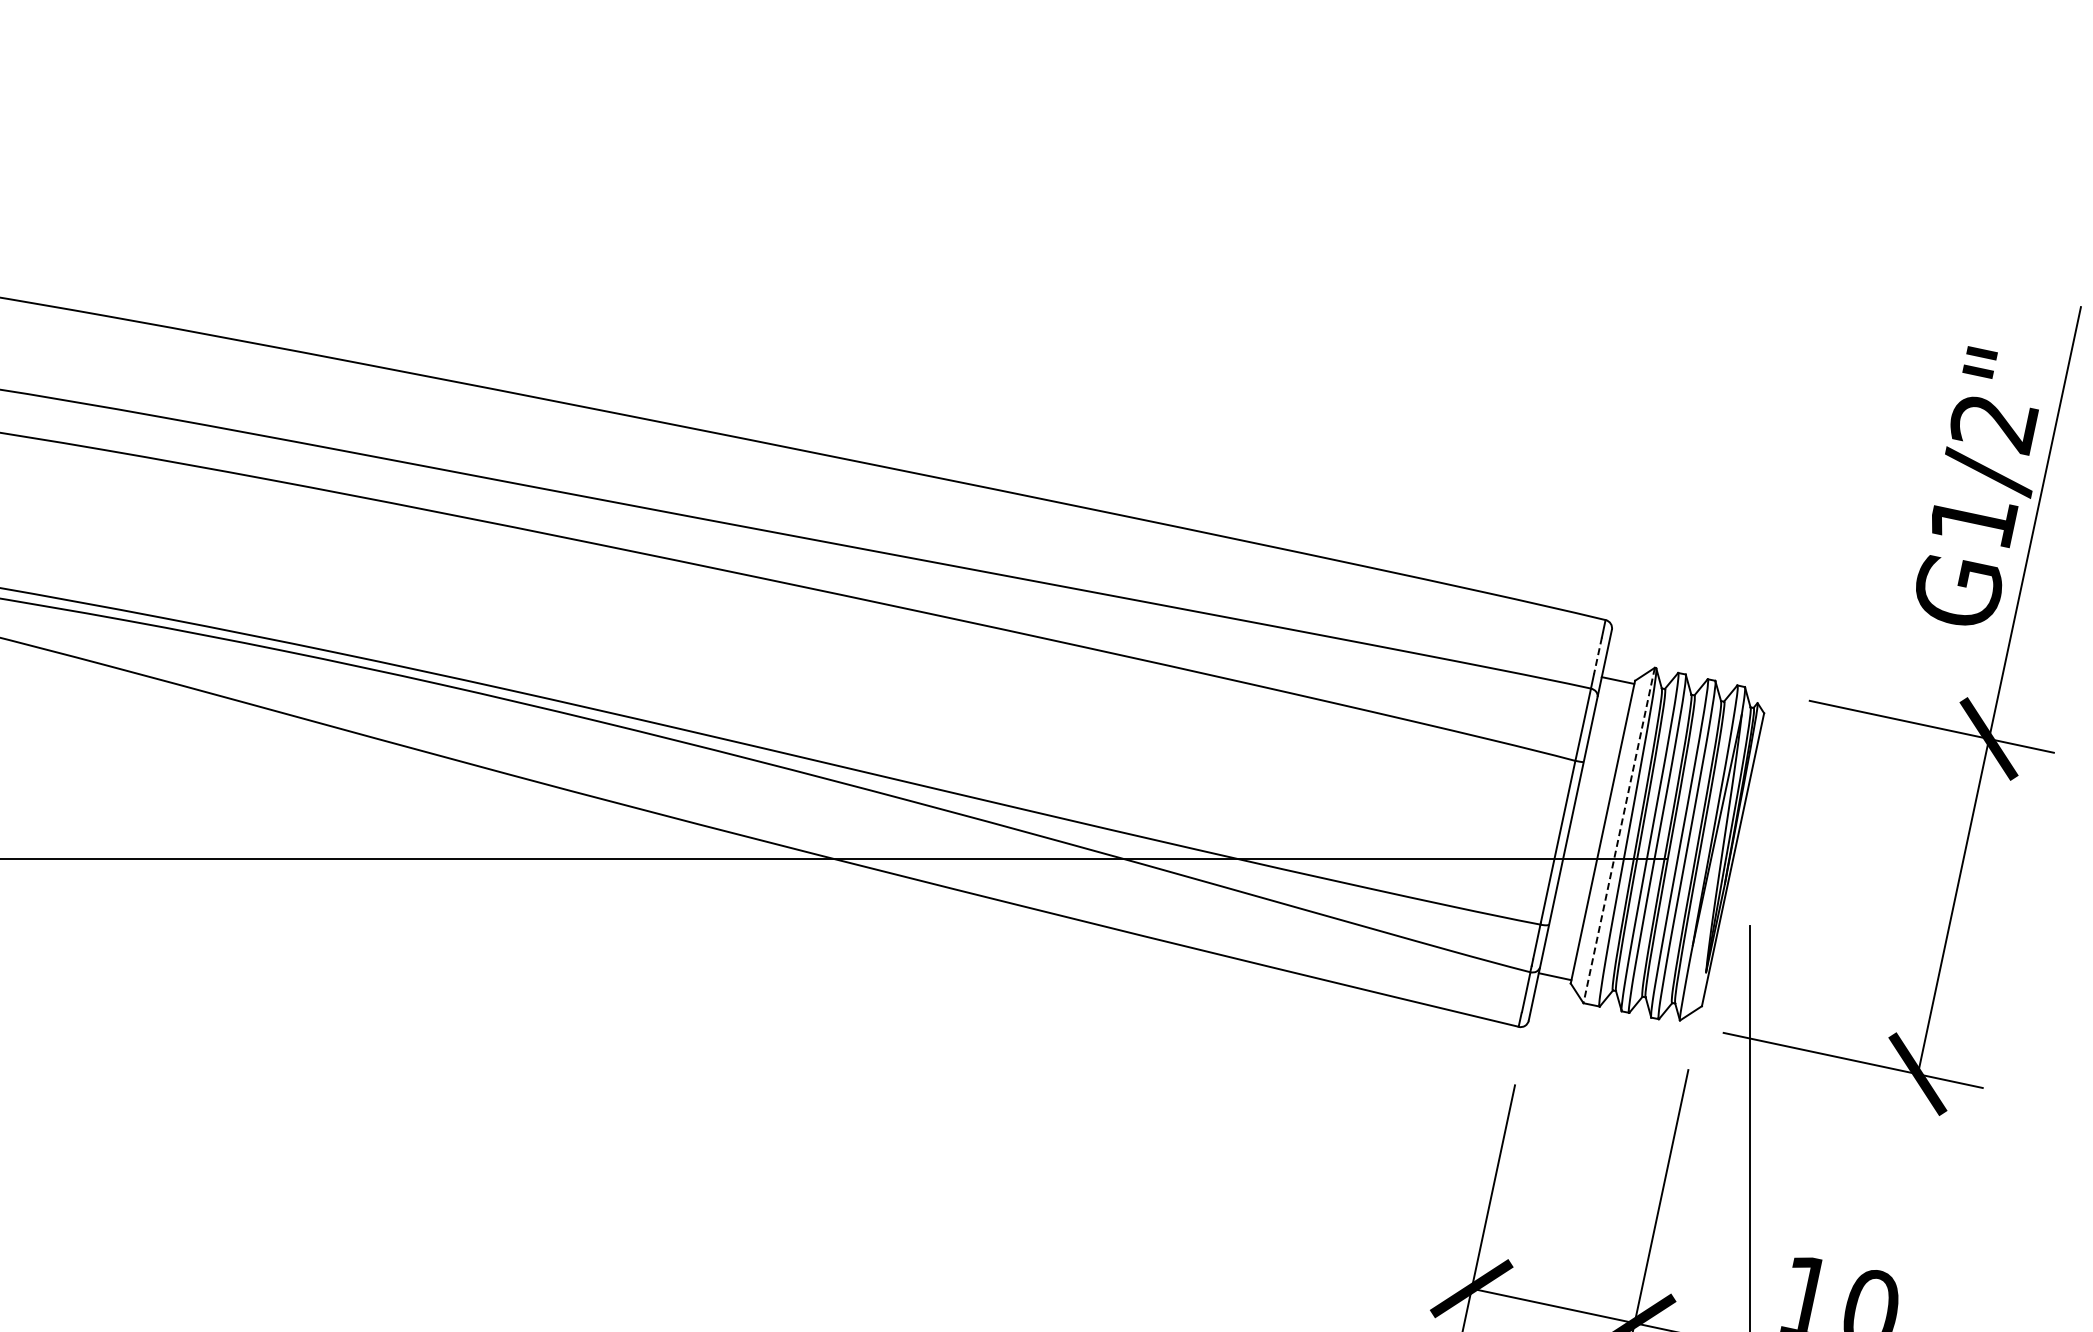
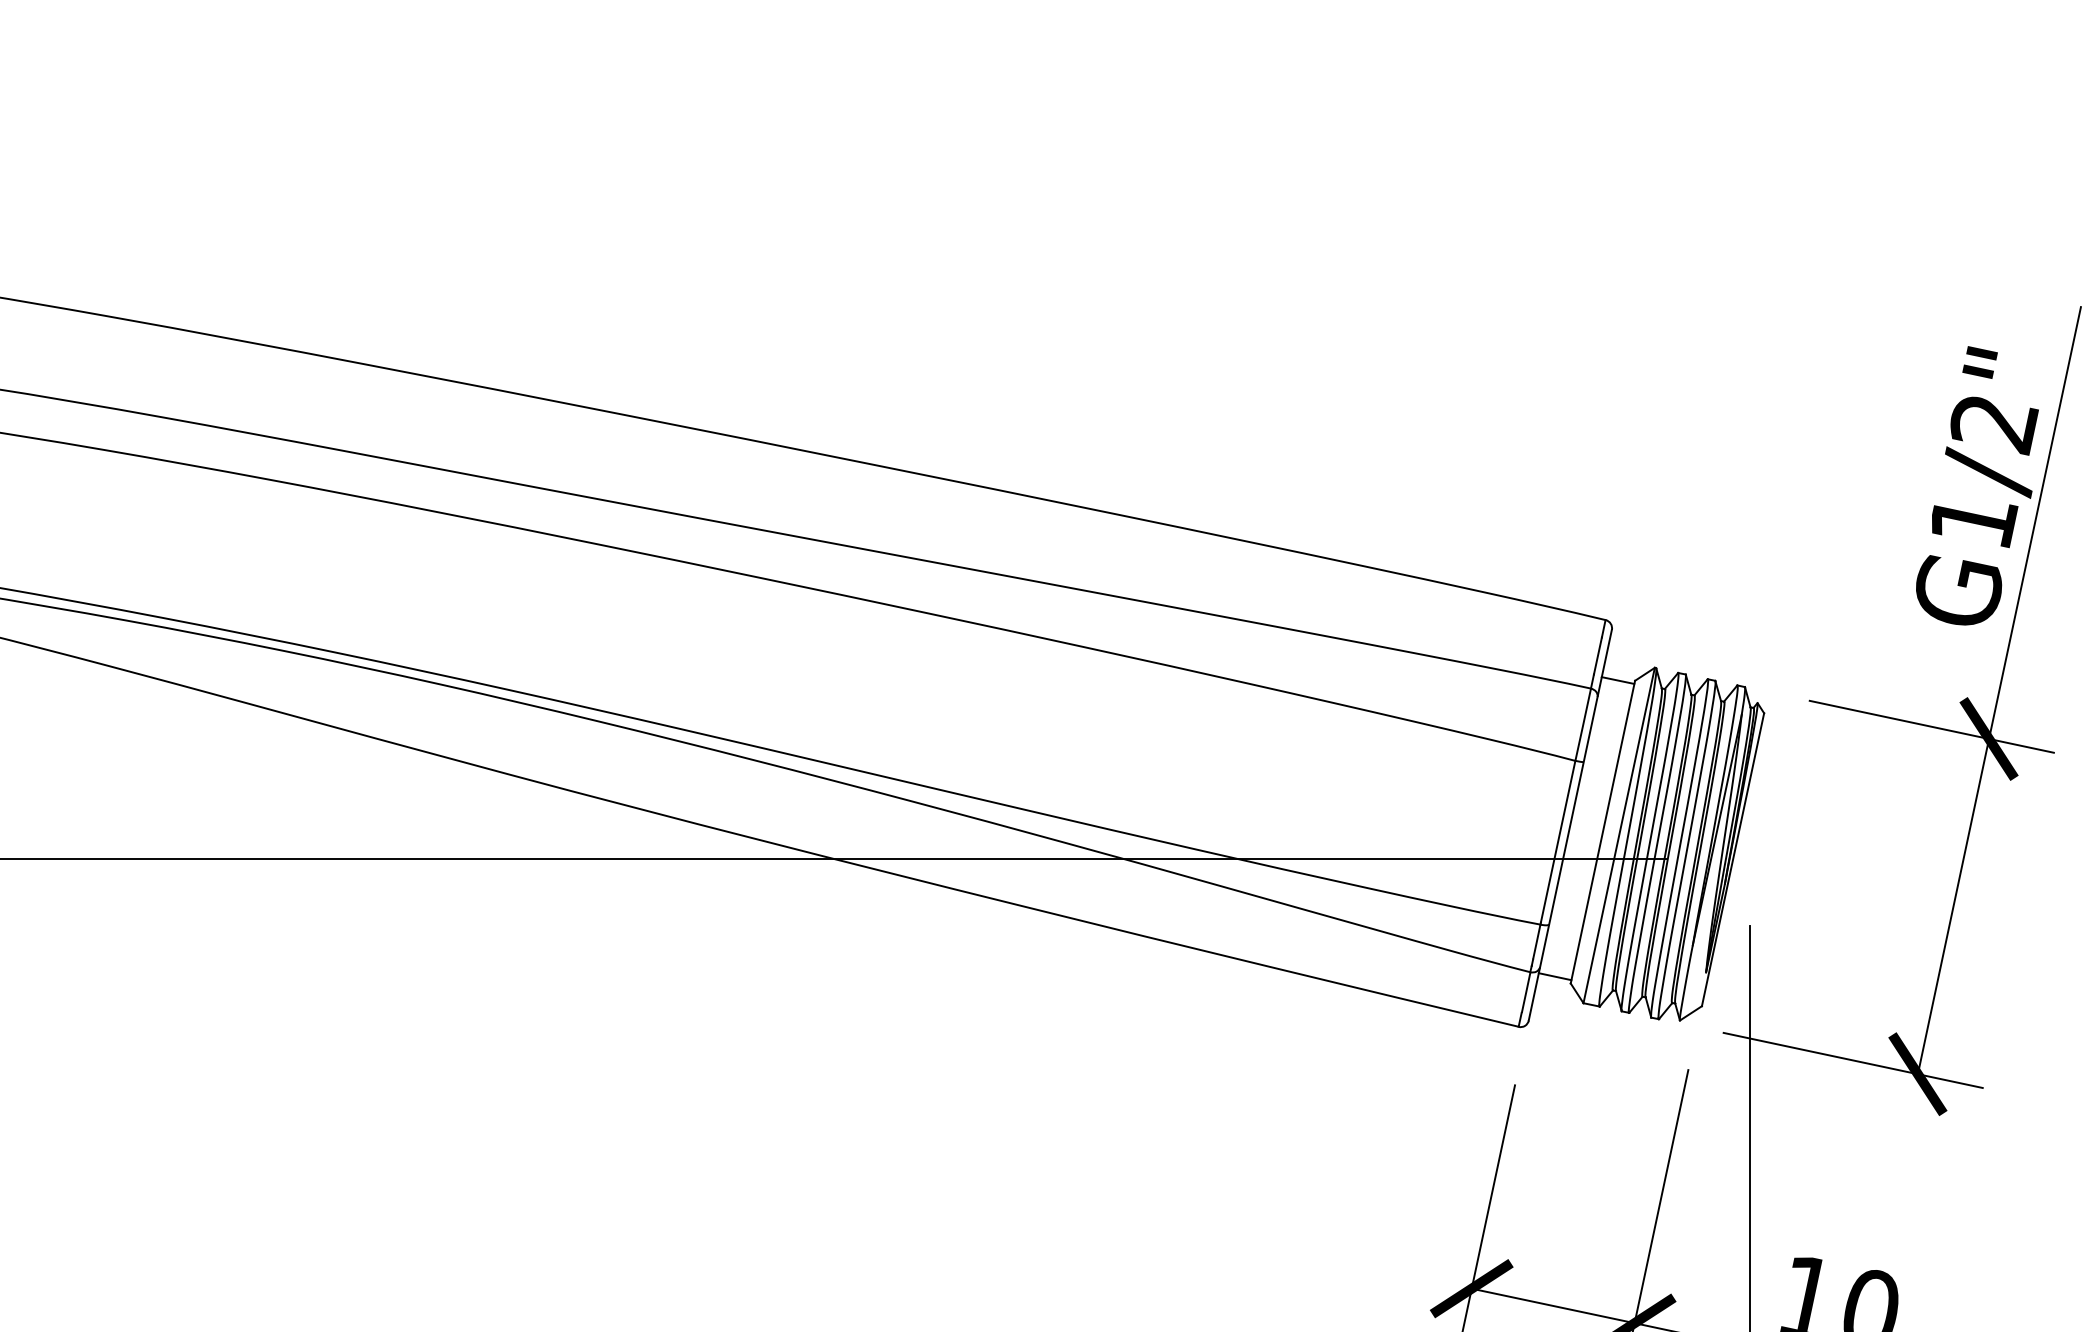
line: dashed -> solid (1597, 655)
line: dashed -> solid (1619, 836)
